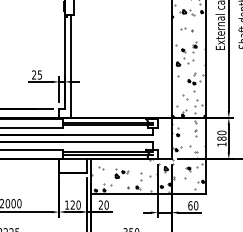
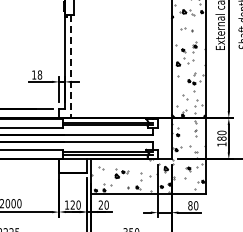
line: solid -> dashed (70, 66)
text: 25 -> 18 (37, 74)
text: 60 -> 80 (190, 205)
